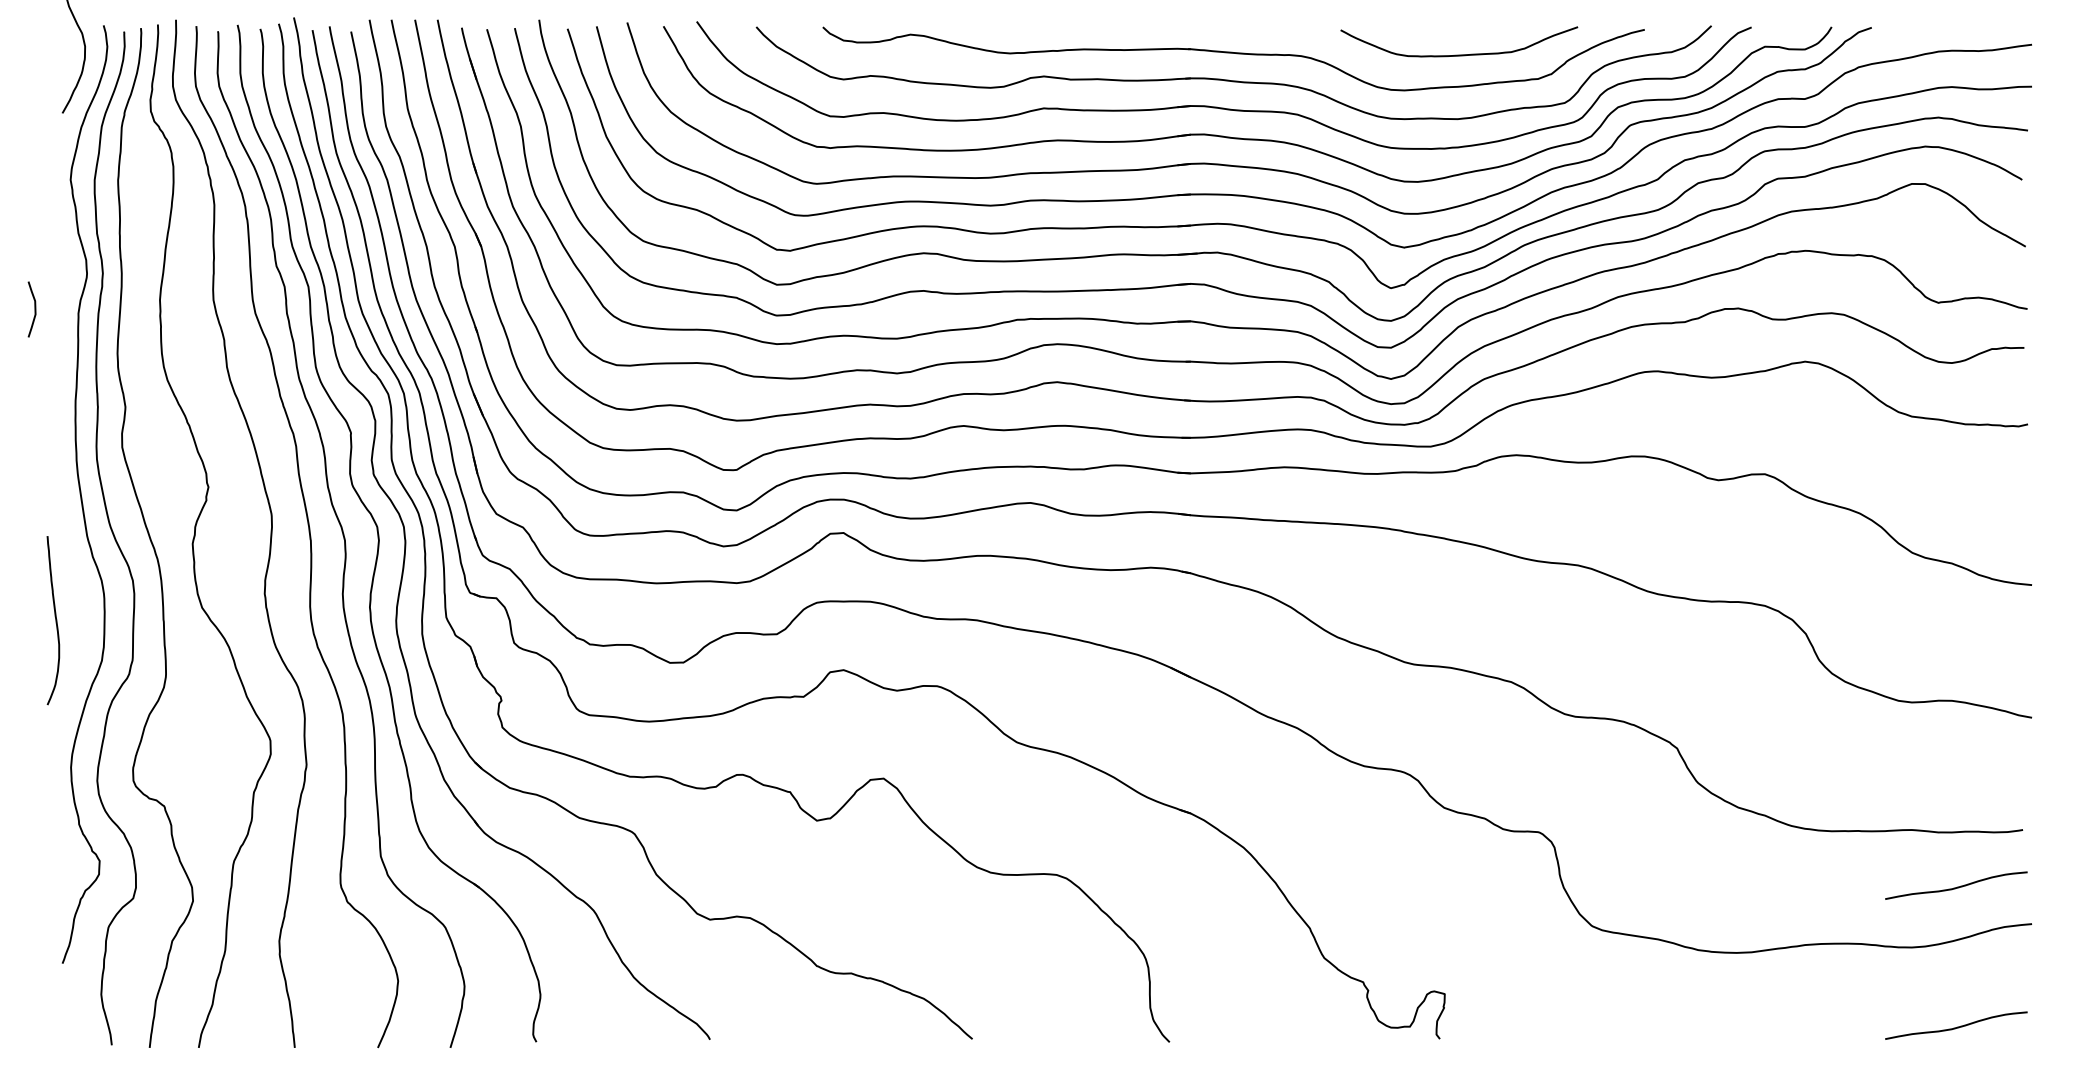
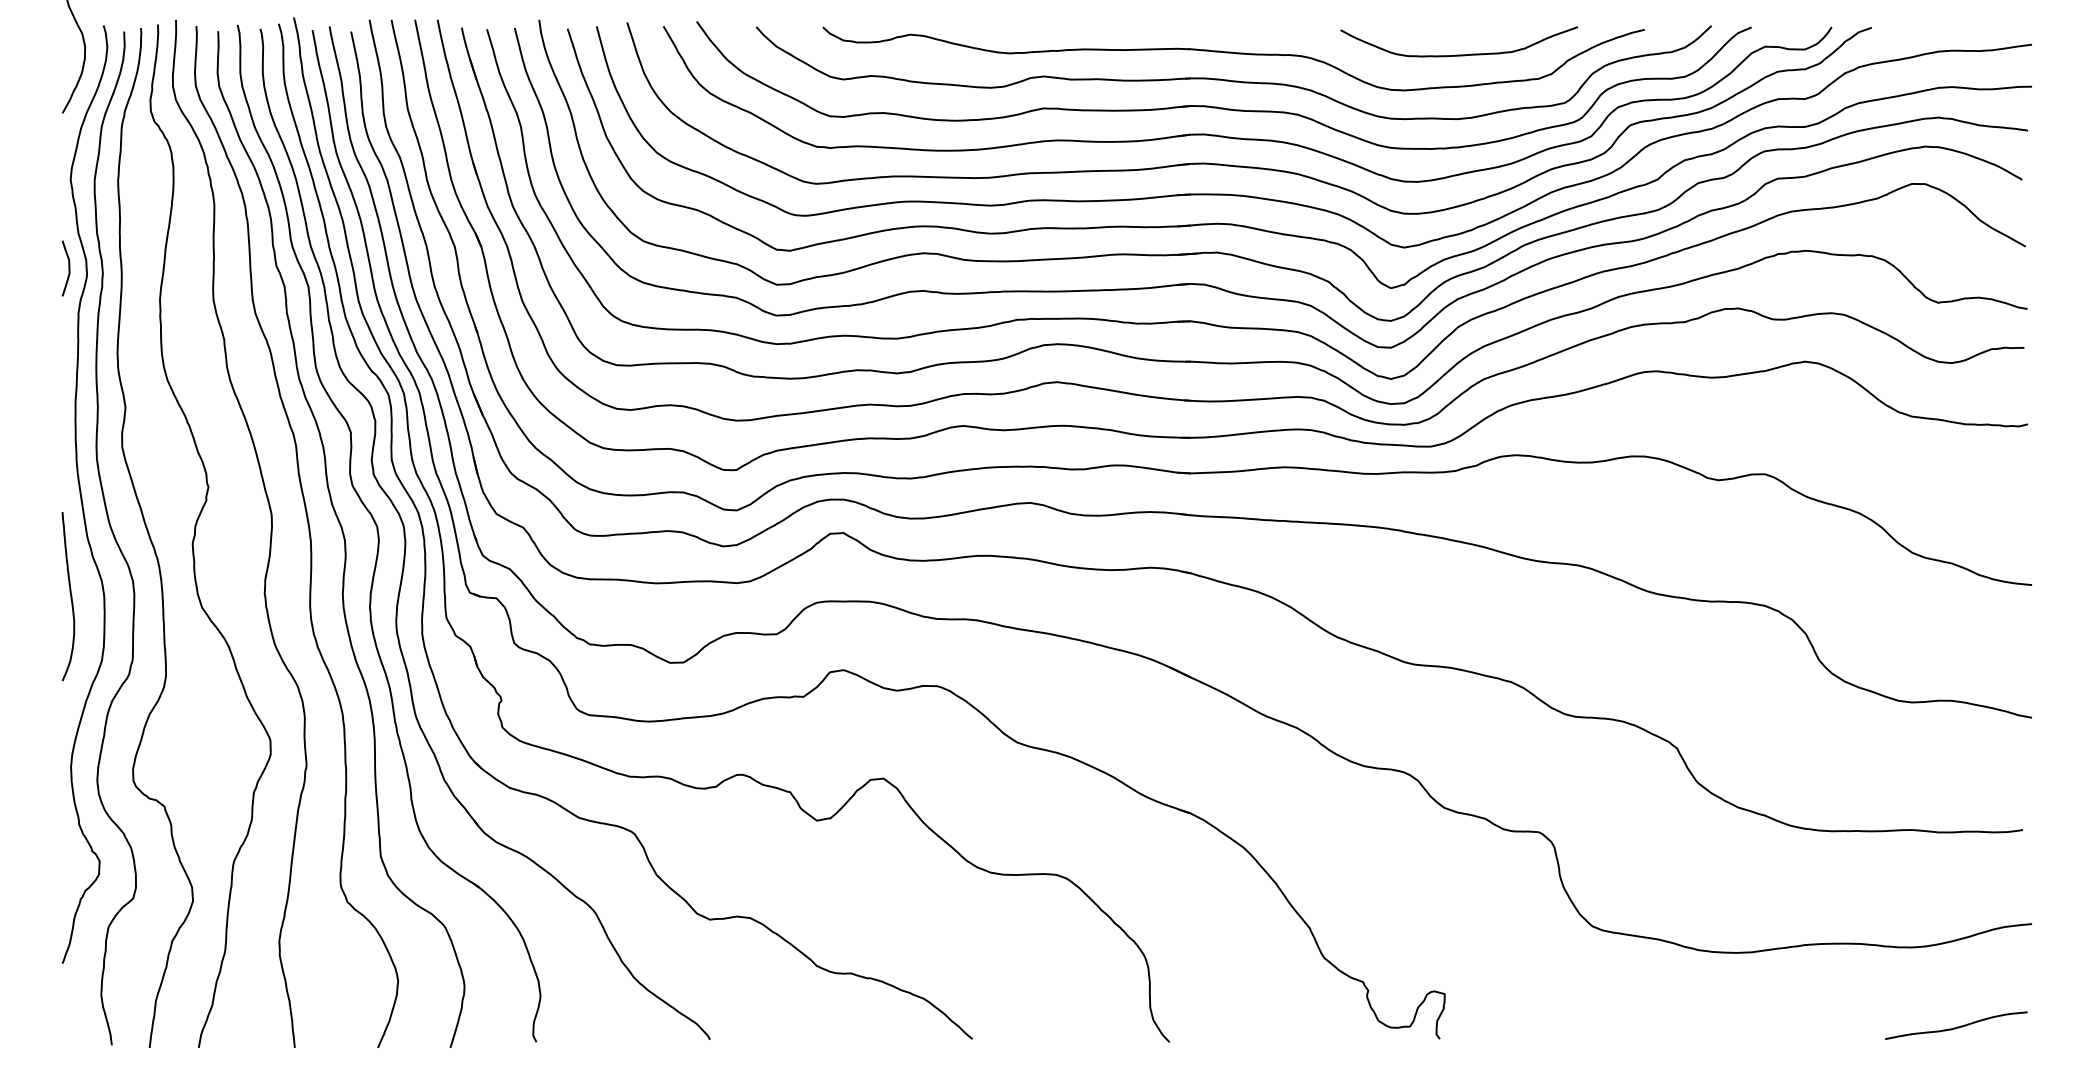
curve position: (34, 309) -> (68, 268) (68, 268)
curve position: (55, 620) -> (70, 596) (70, 596)
curve: present -> none (1957, 886)
